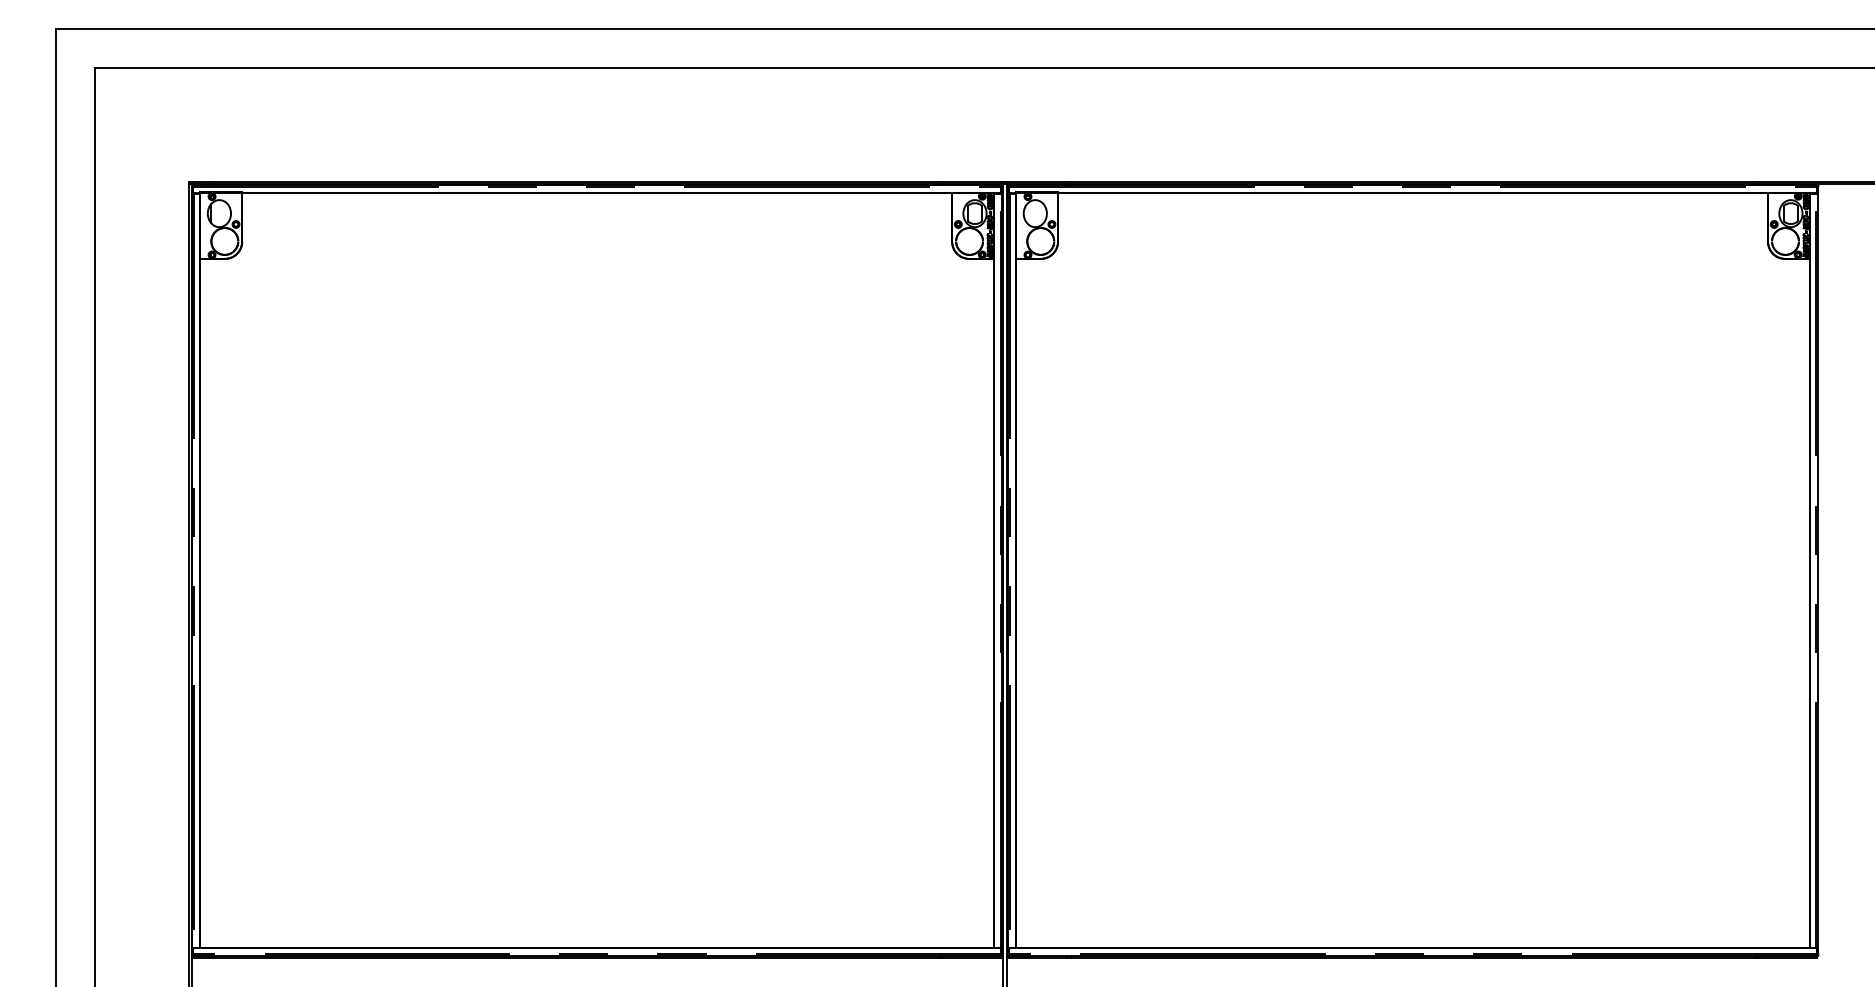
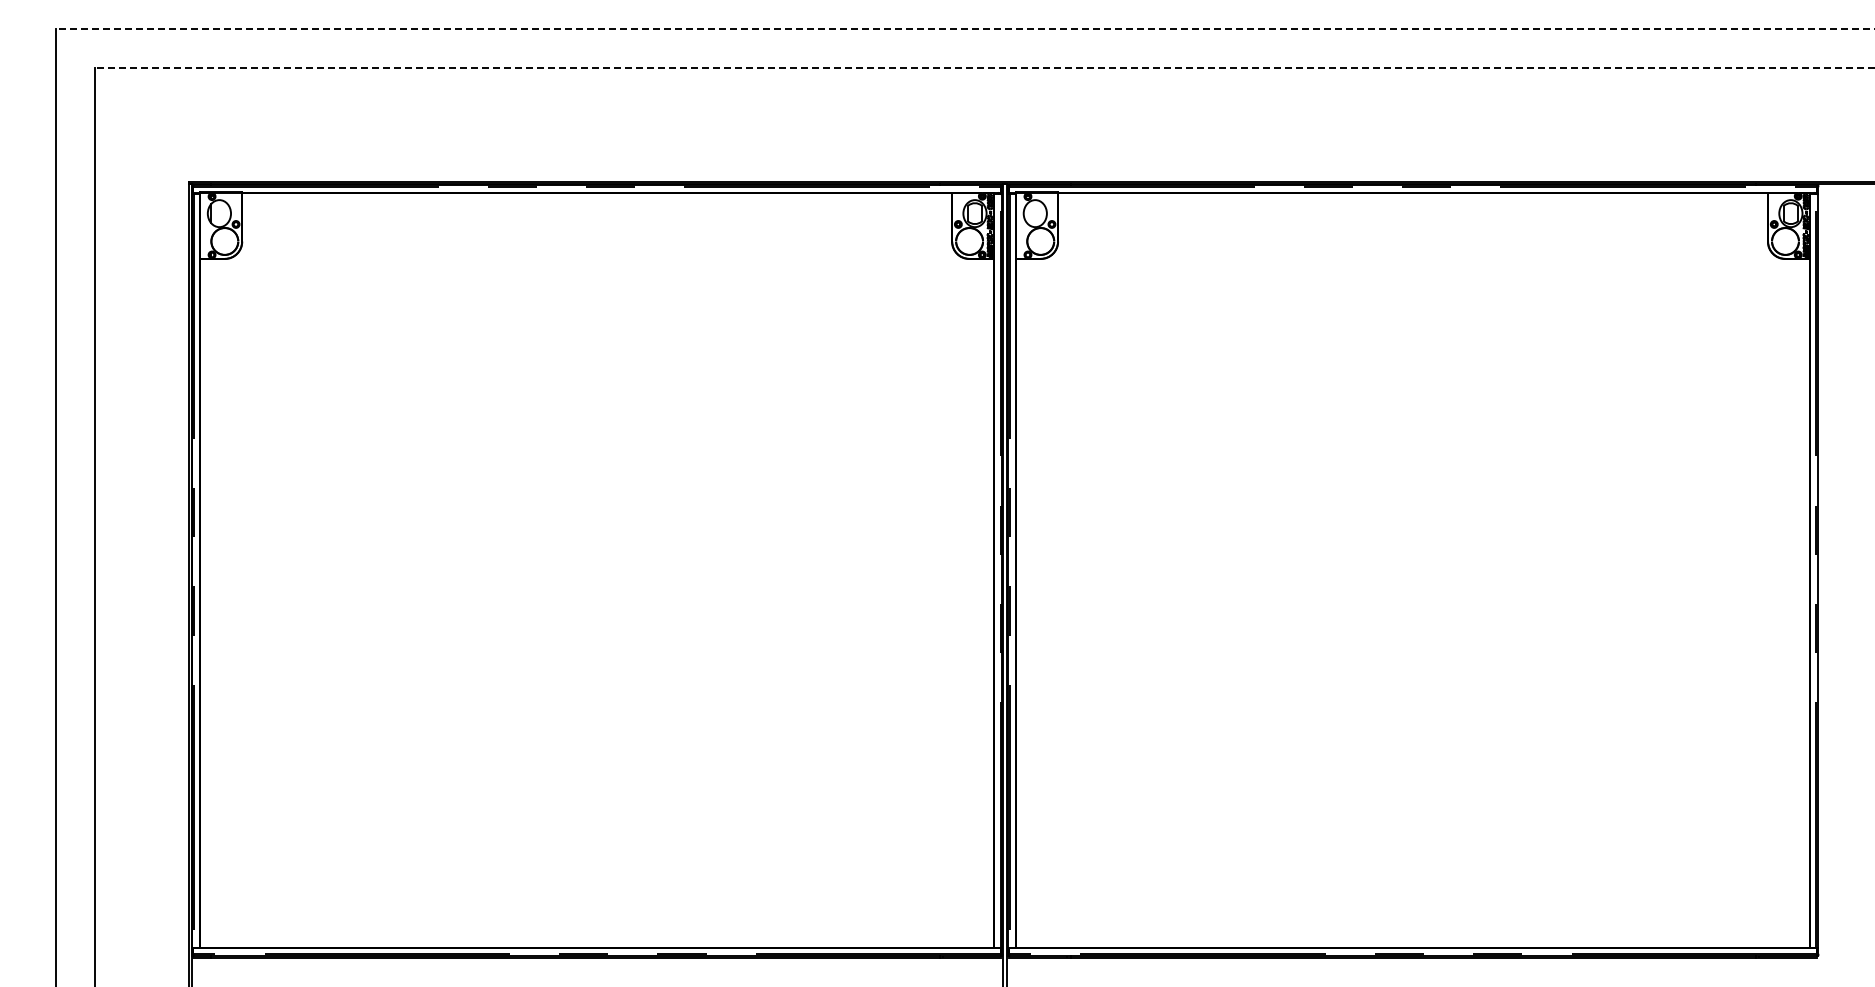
line: solid -> dashed (965, 29)
line: solid -> dashed (984, 68)
